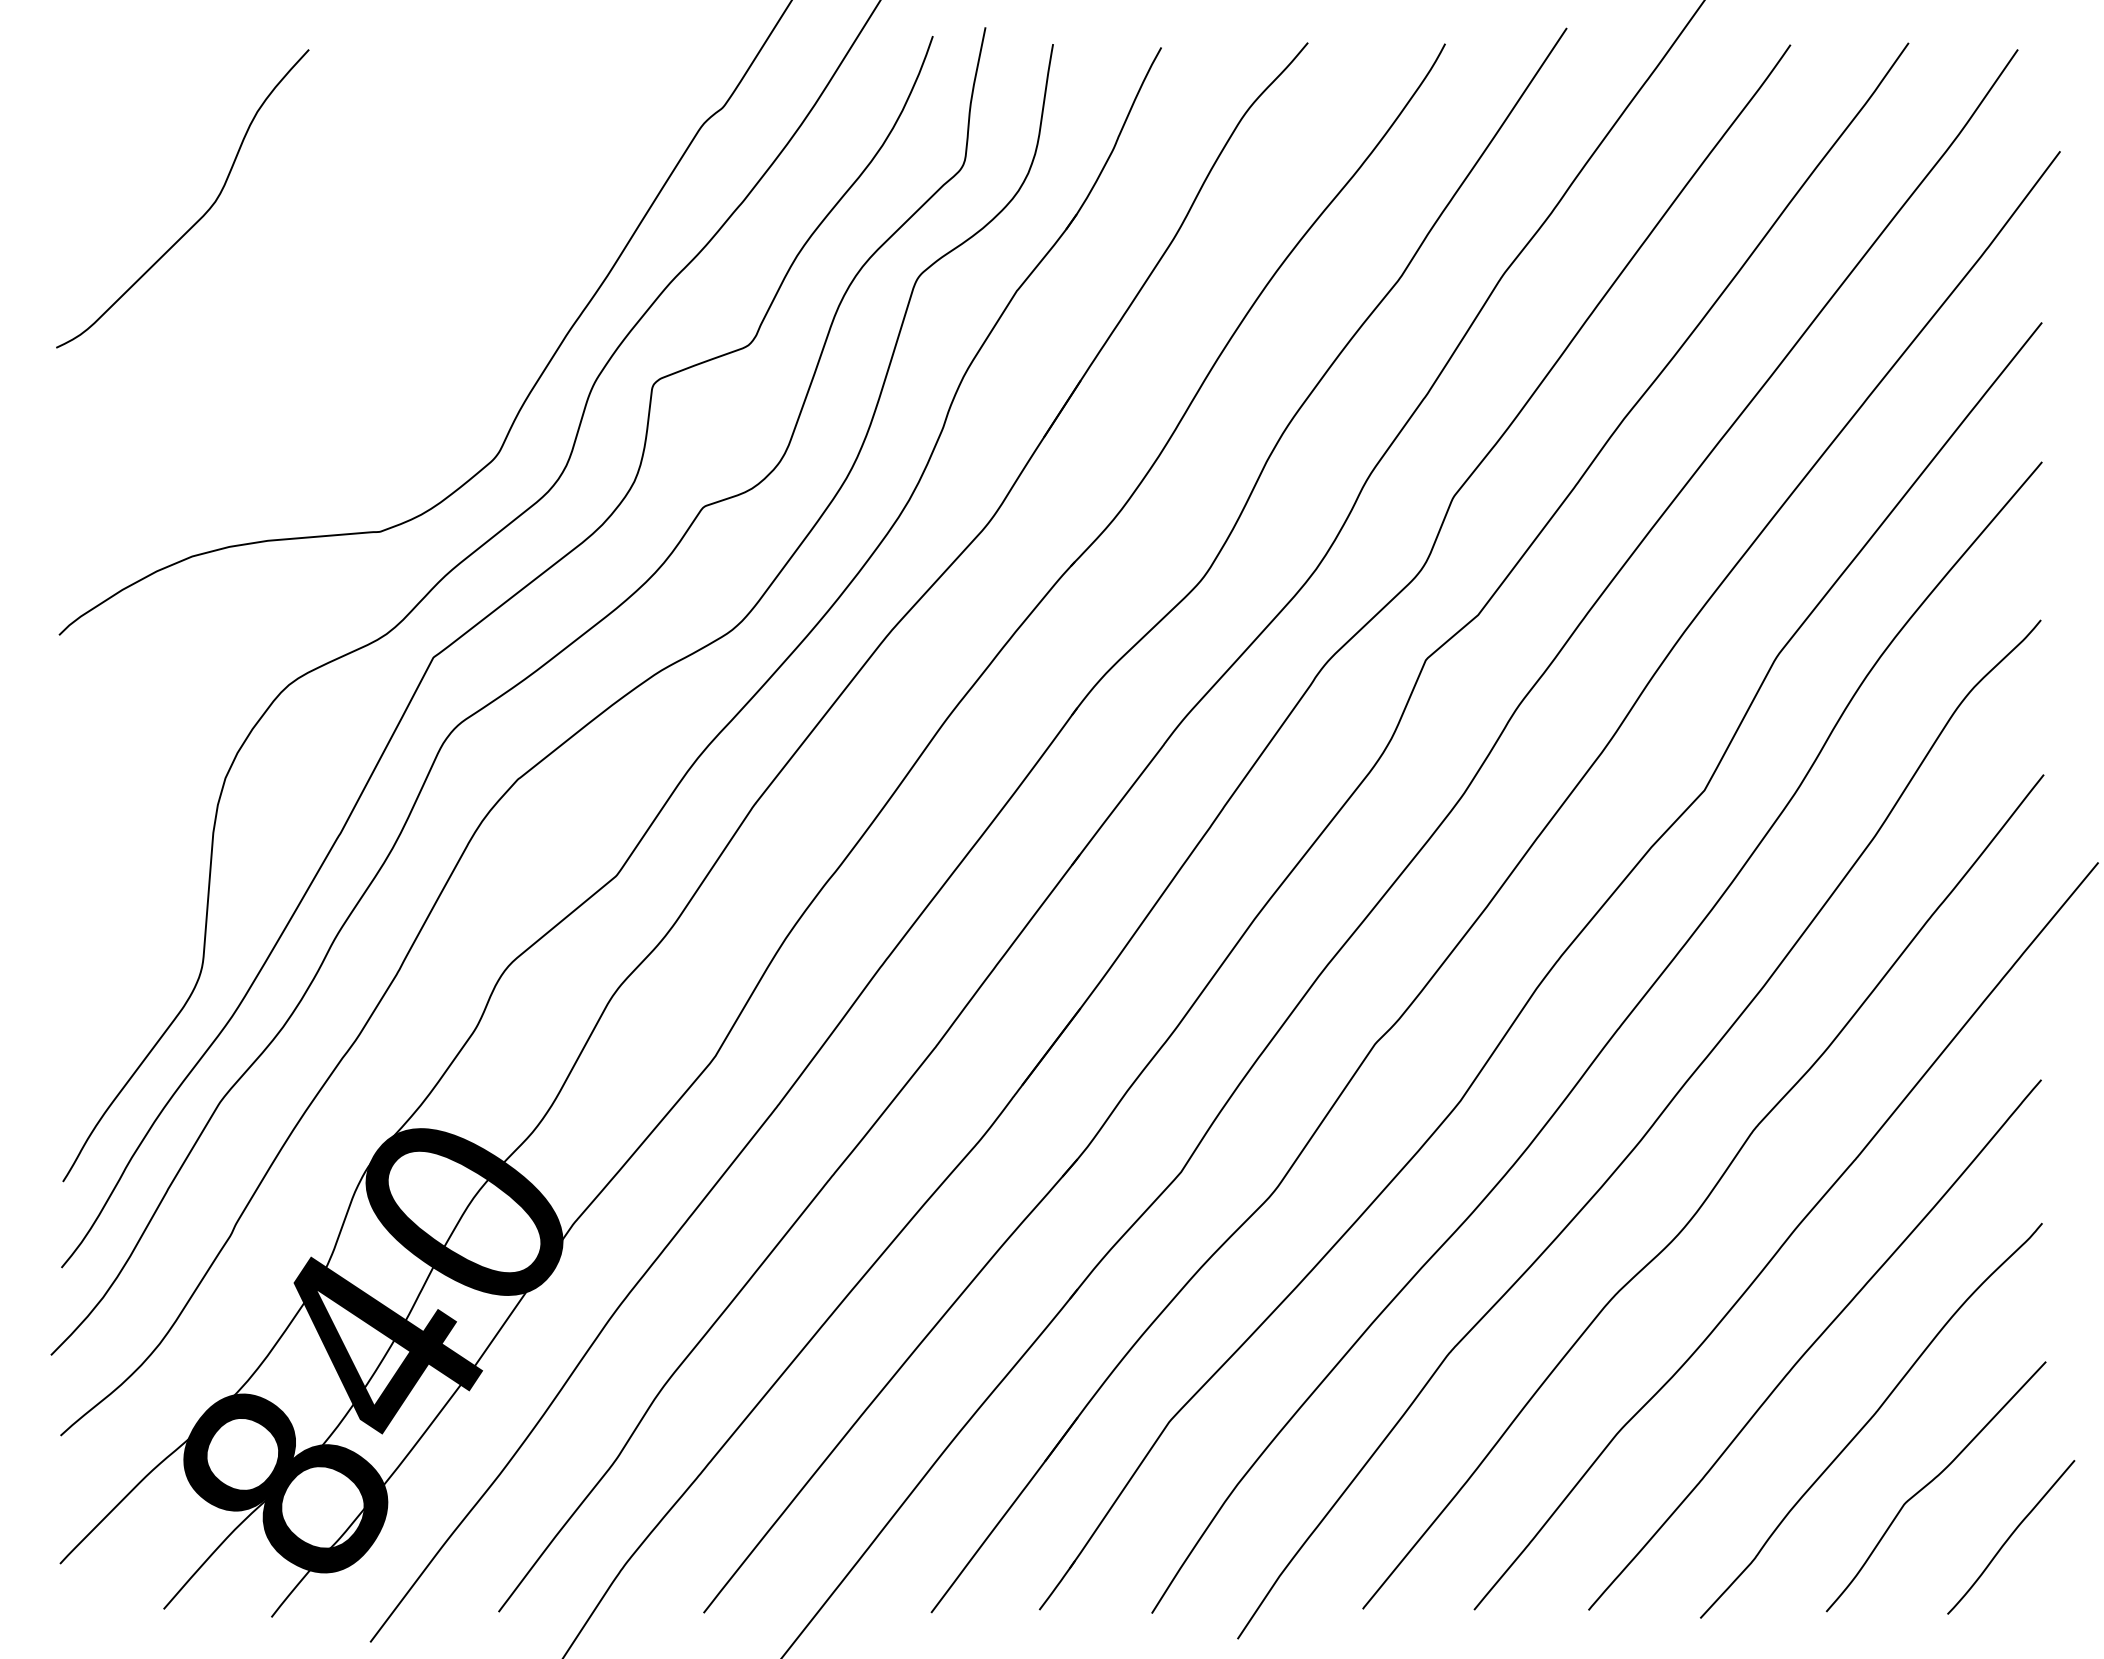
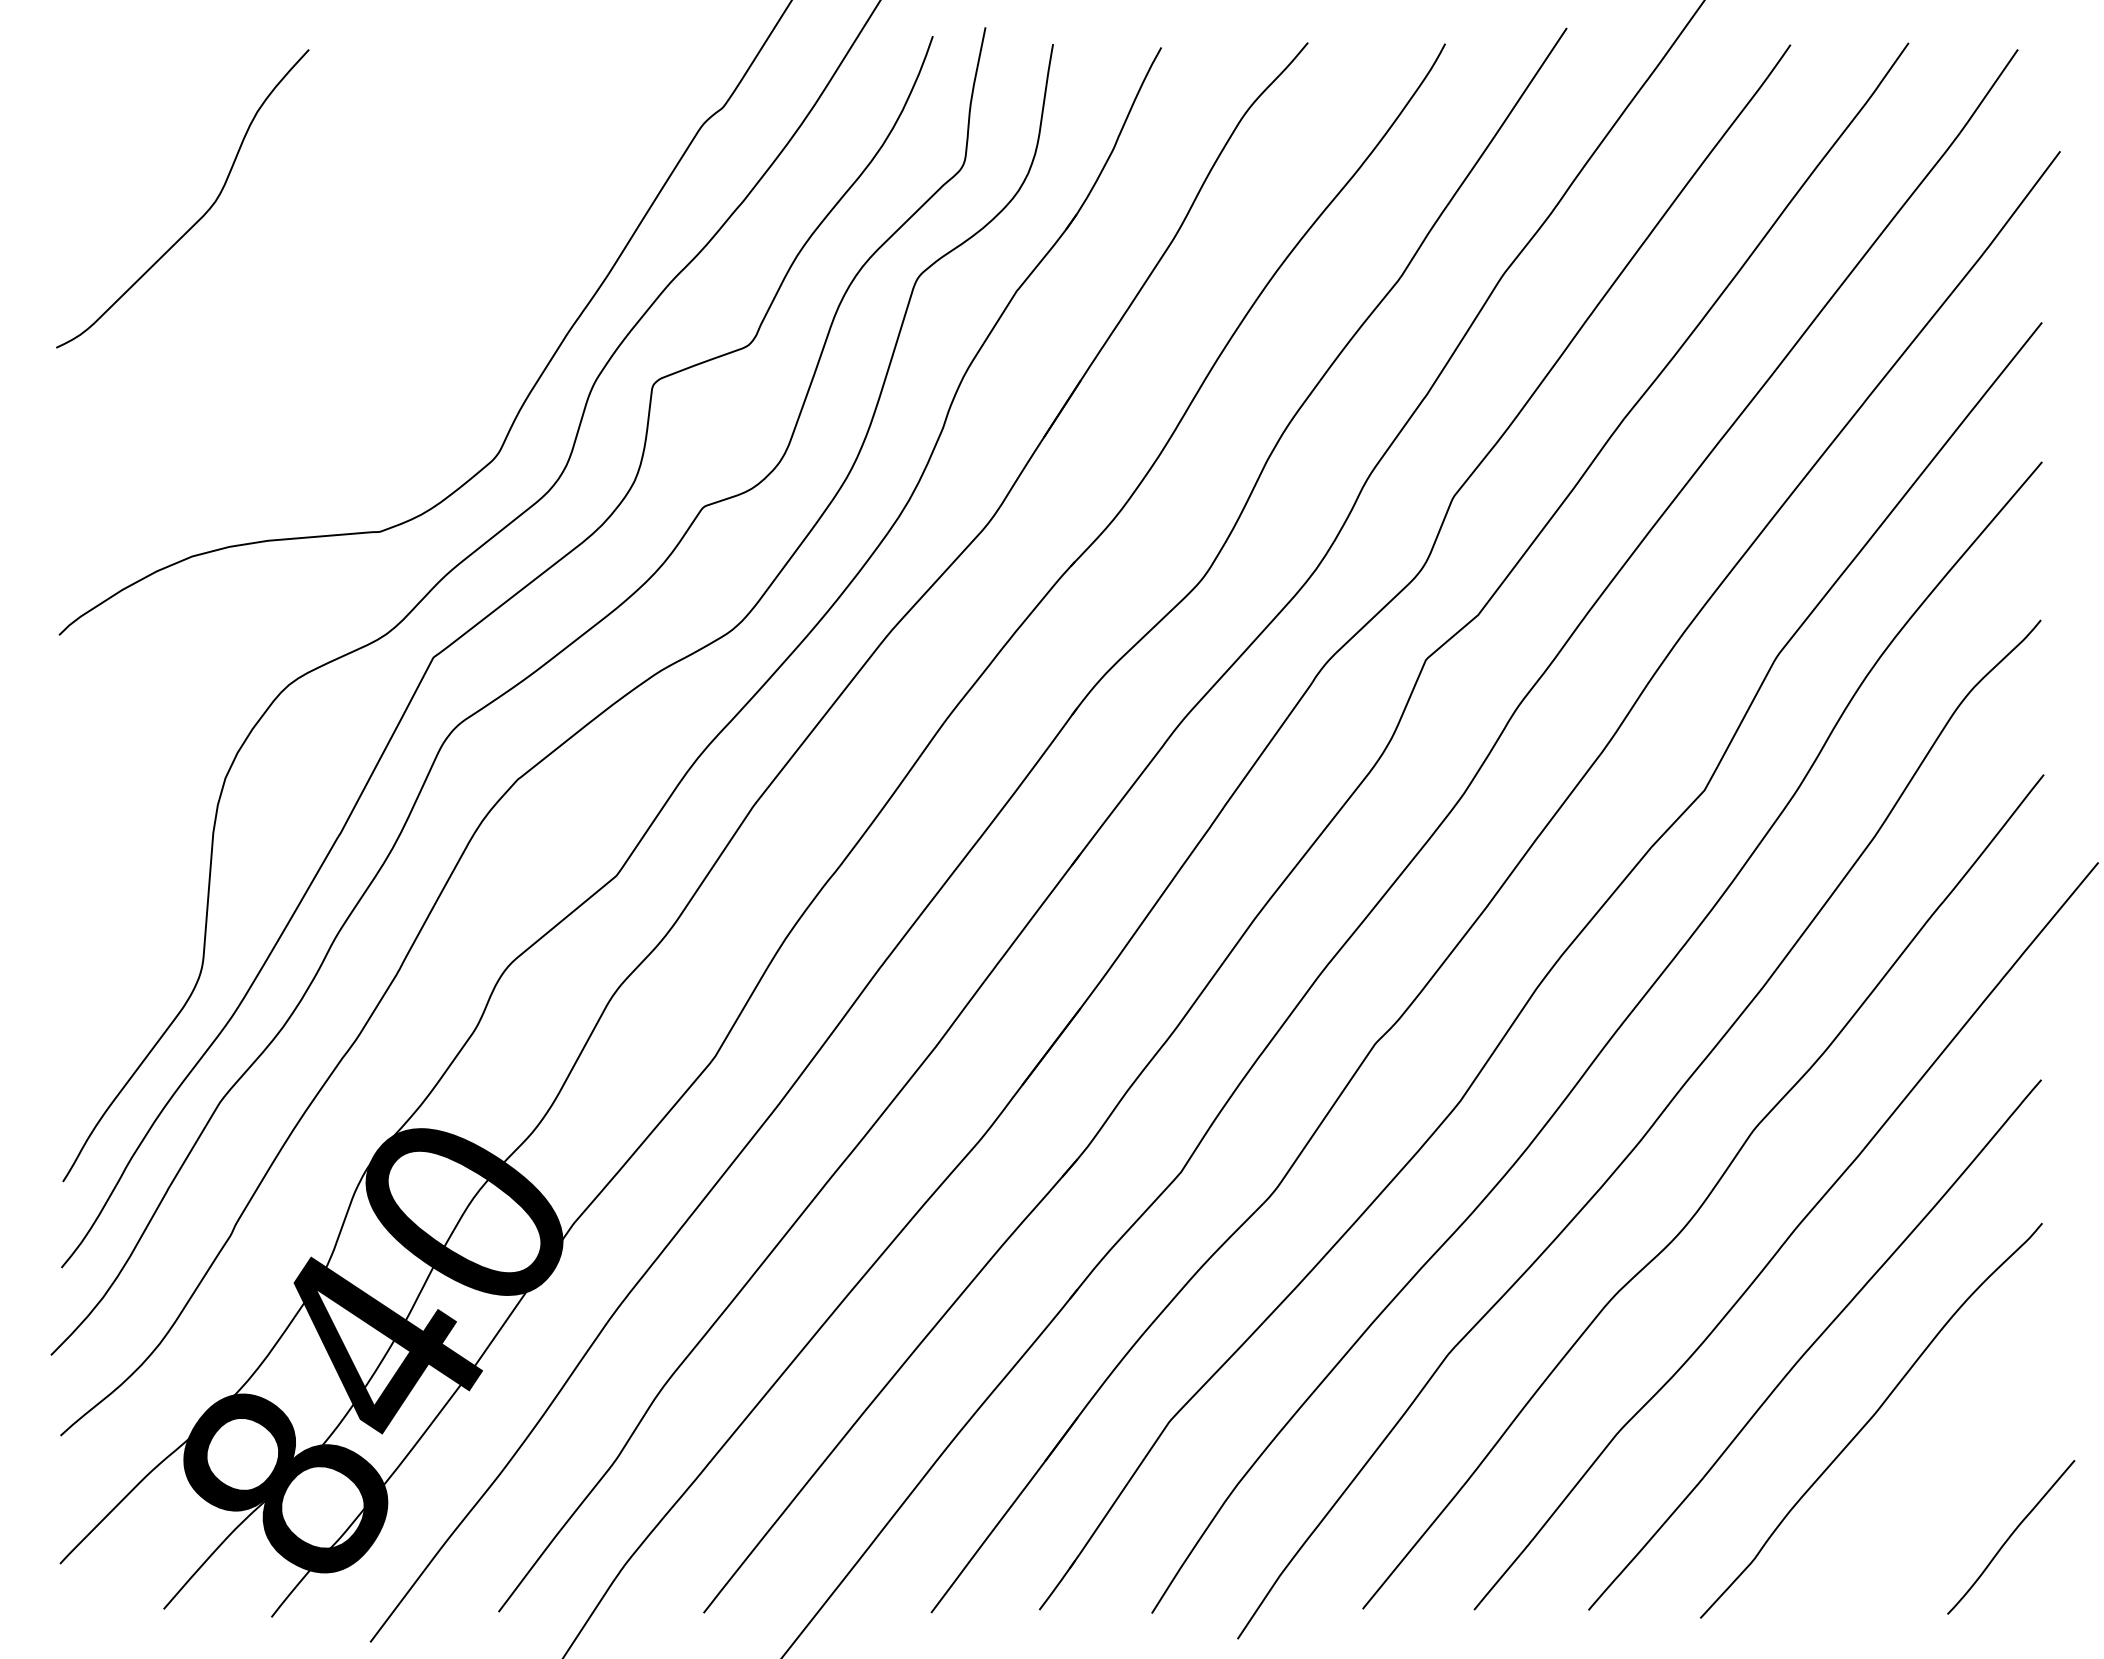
curve: present -> none (1931, 1482)
